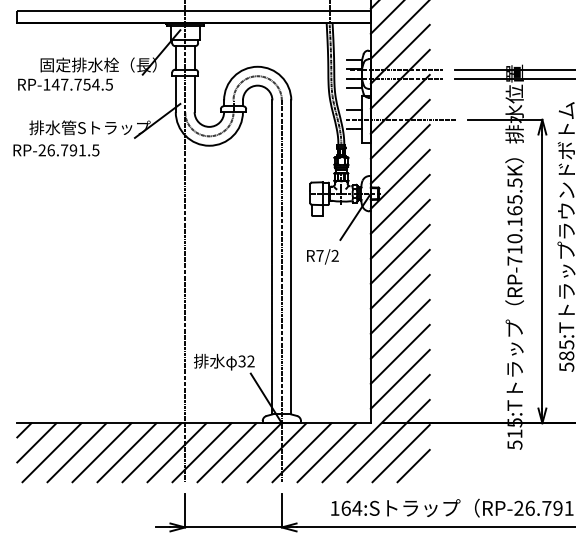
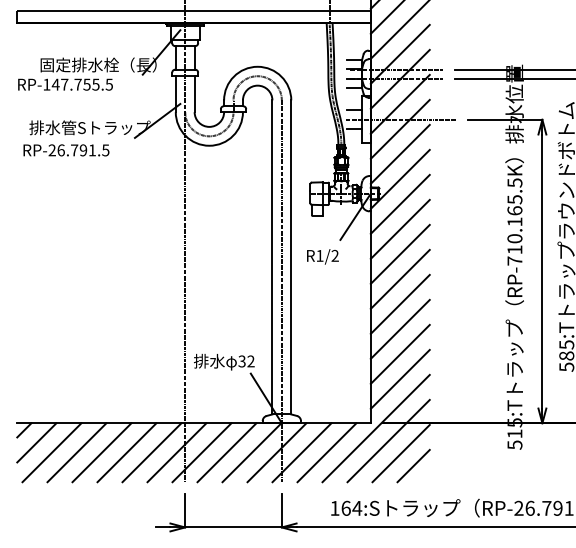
text: RP-147.754.5 -> RP-147.755.5 (95, 84)
text position: (56, 150) -> (66, 150) (66, 150)
text: R7/2 -> R1/2 (319, 255)
